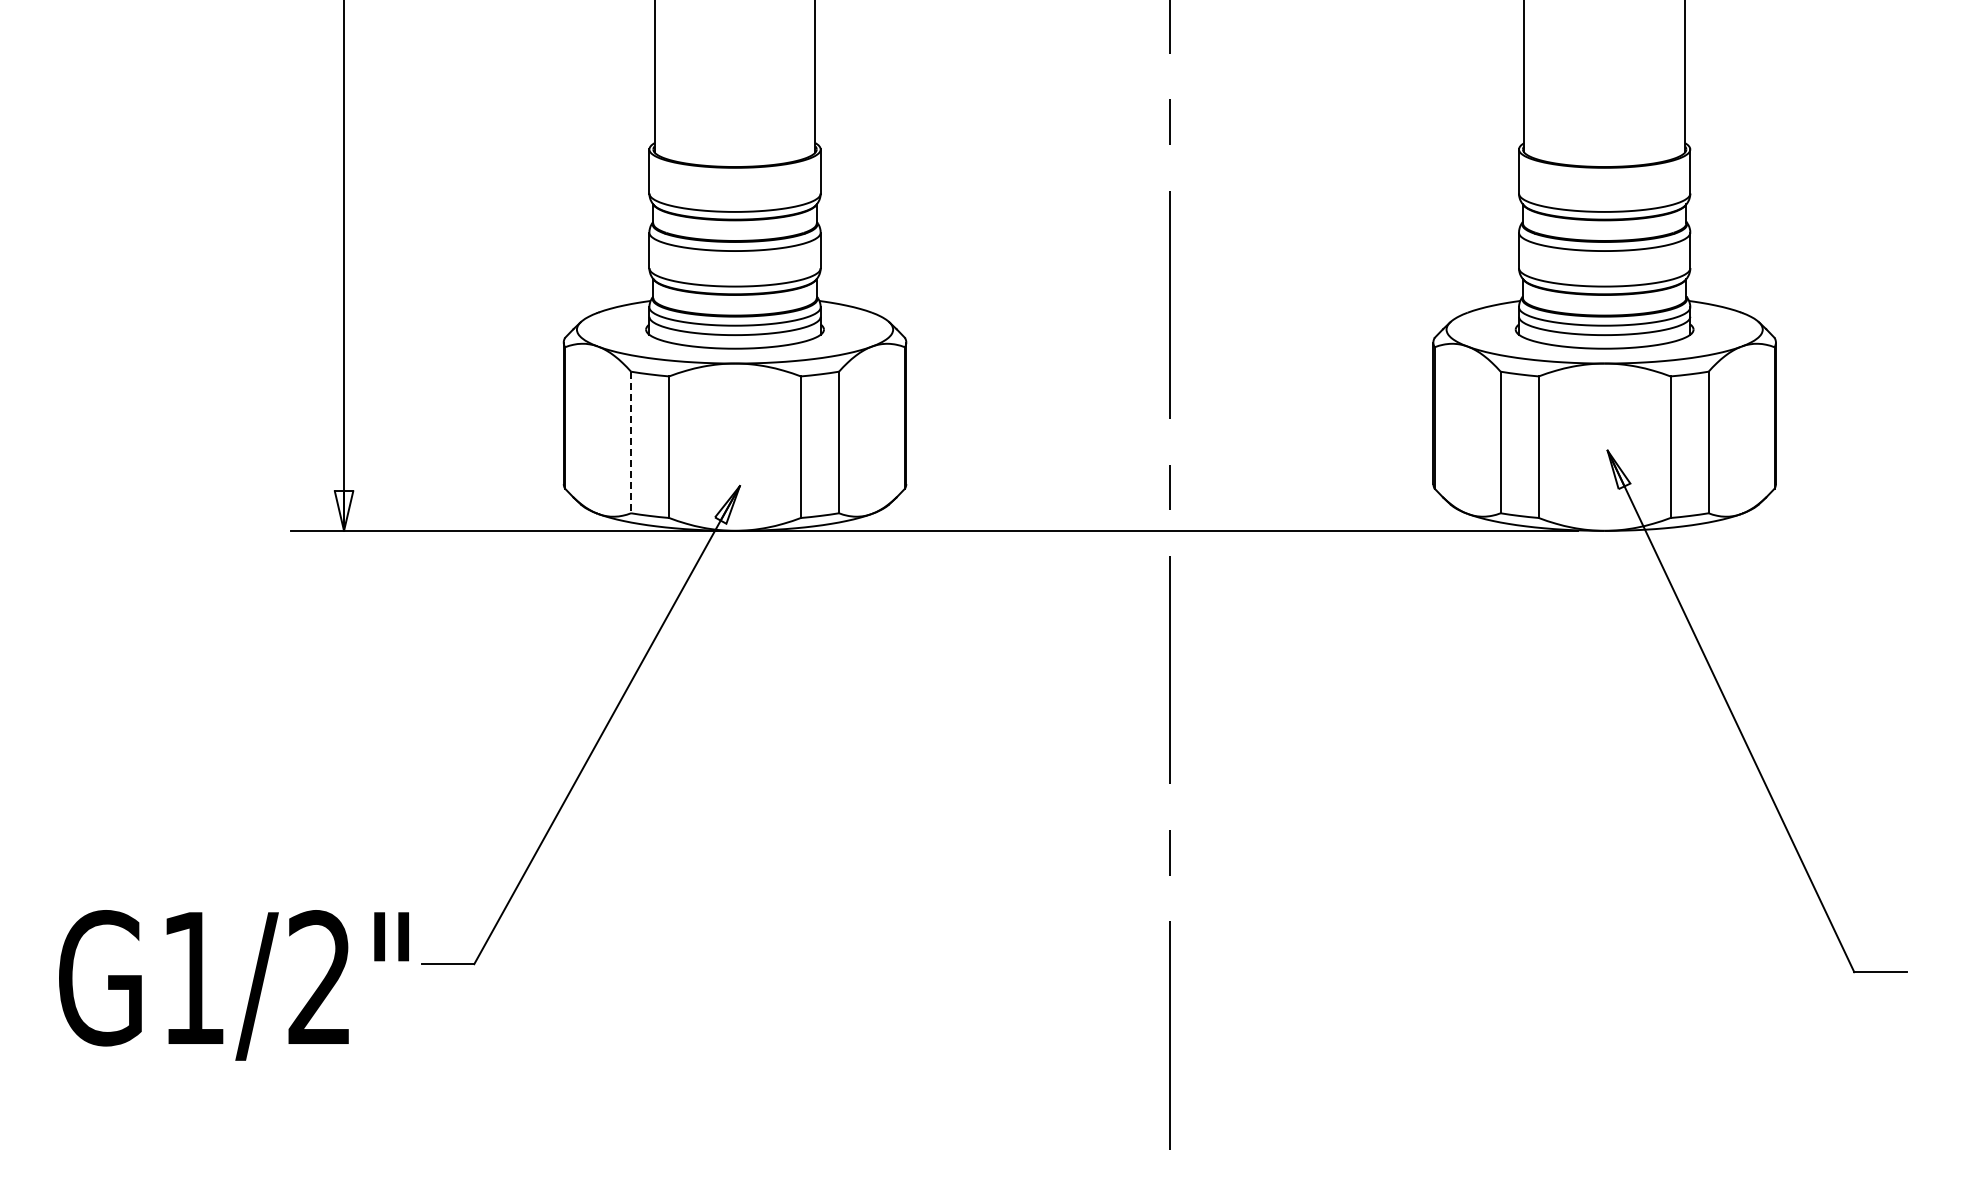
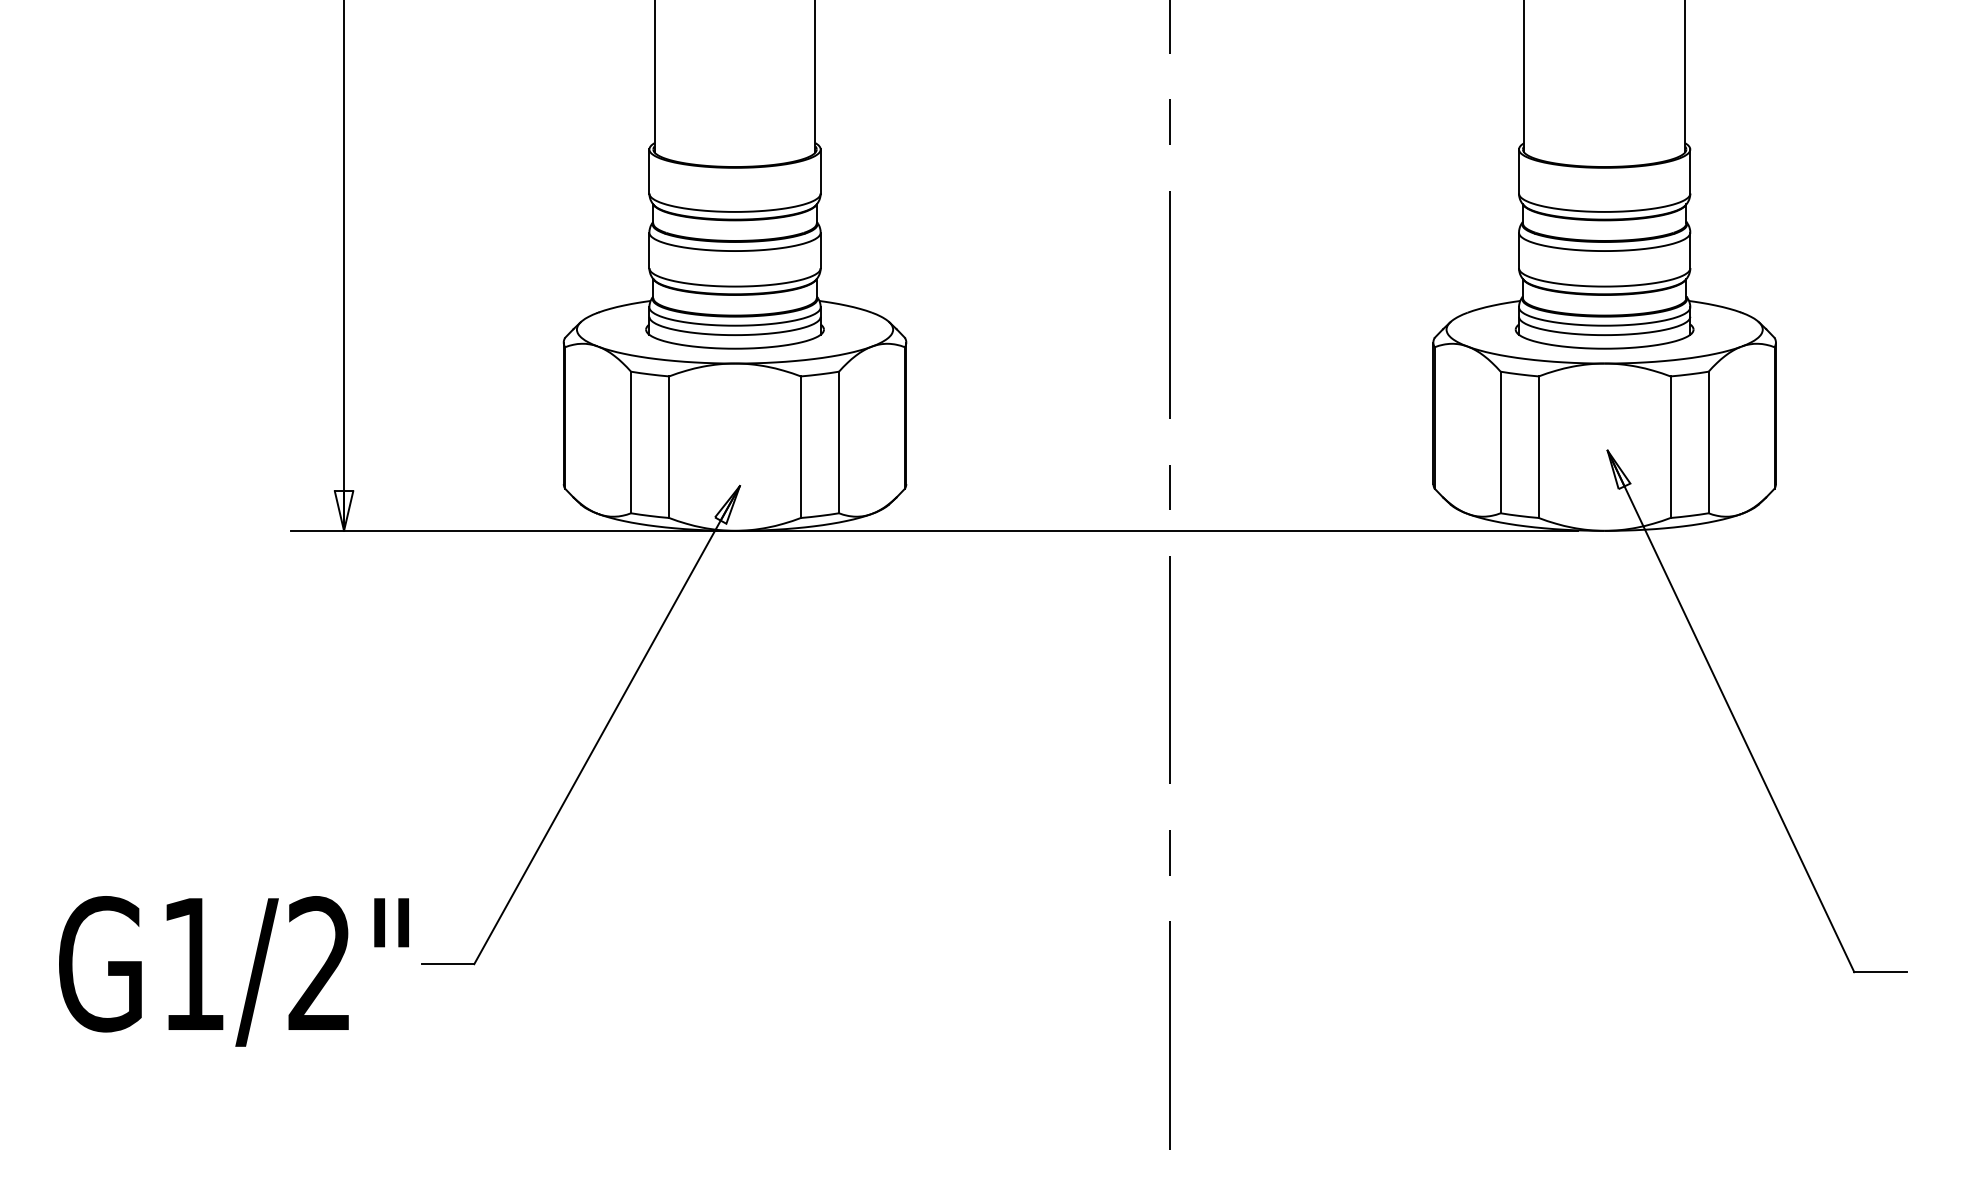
line: dashed -> solid (631, 442)
text position: (233, 985) -> (233, 971) (233, 971)
